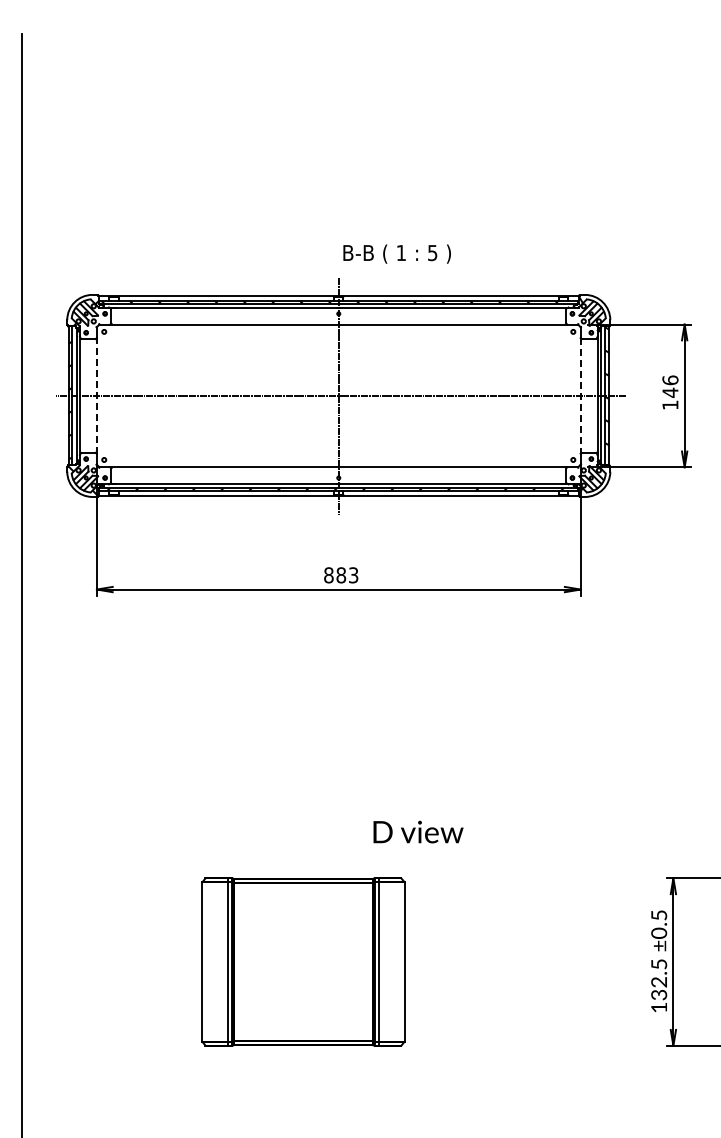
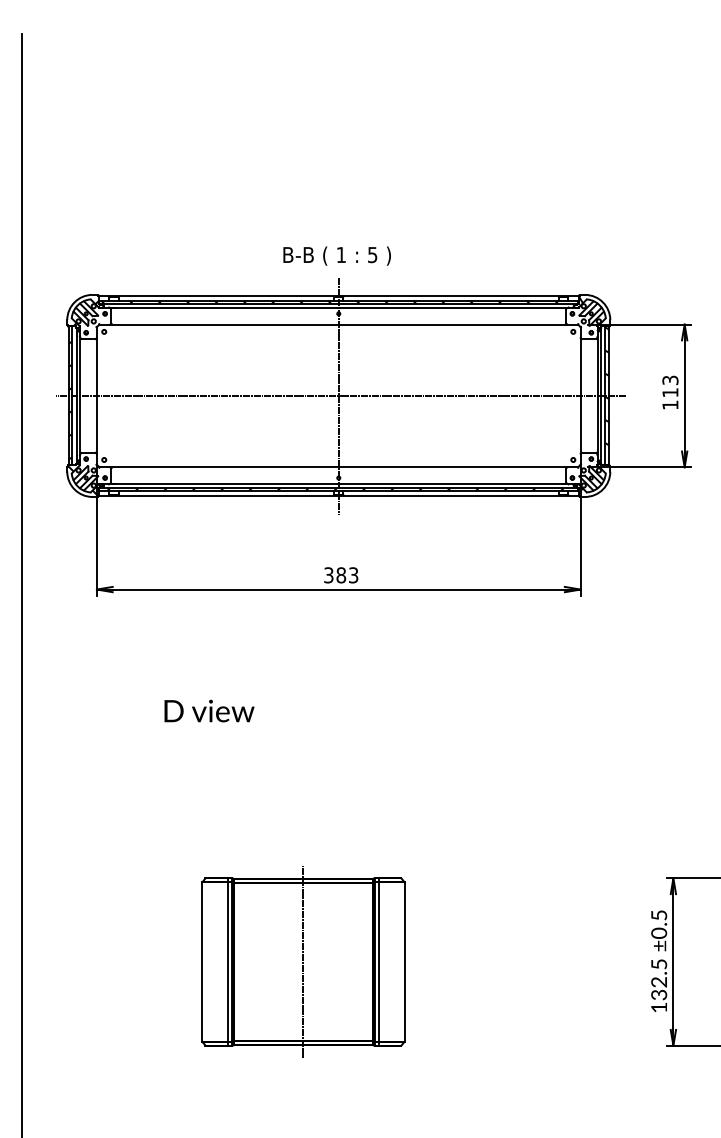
text position: (396, 253) -> (336, 255) (336, 255)
text: 146 -> 113 (670, 386)
line: dashed -> solid (96, 395)
line: dashed -> solid (580, 396)
text: 883 -> 383 (328, 575)
text position: (418, 831) -> (209, 710) (209, 710)
line: none -> present (303, 961)
